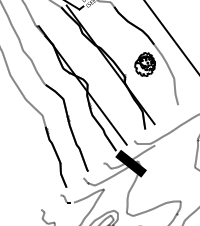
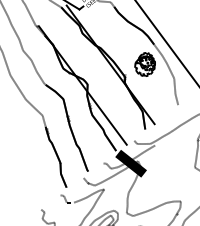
line position: (170, 36) -> (166, 42) (166, 42)
